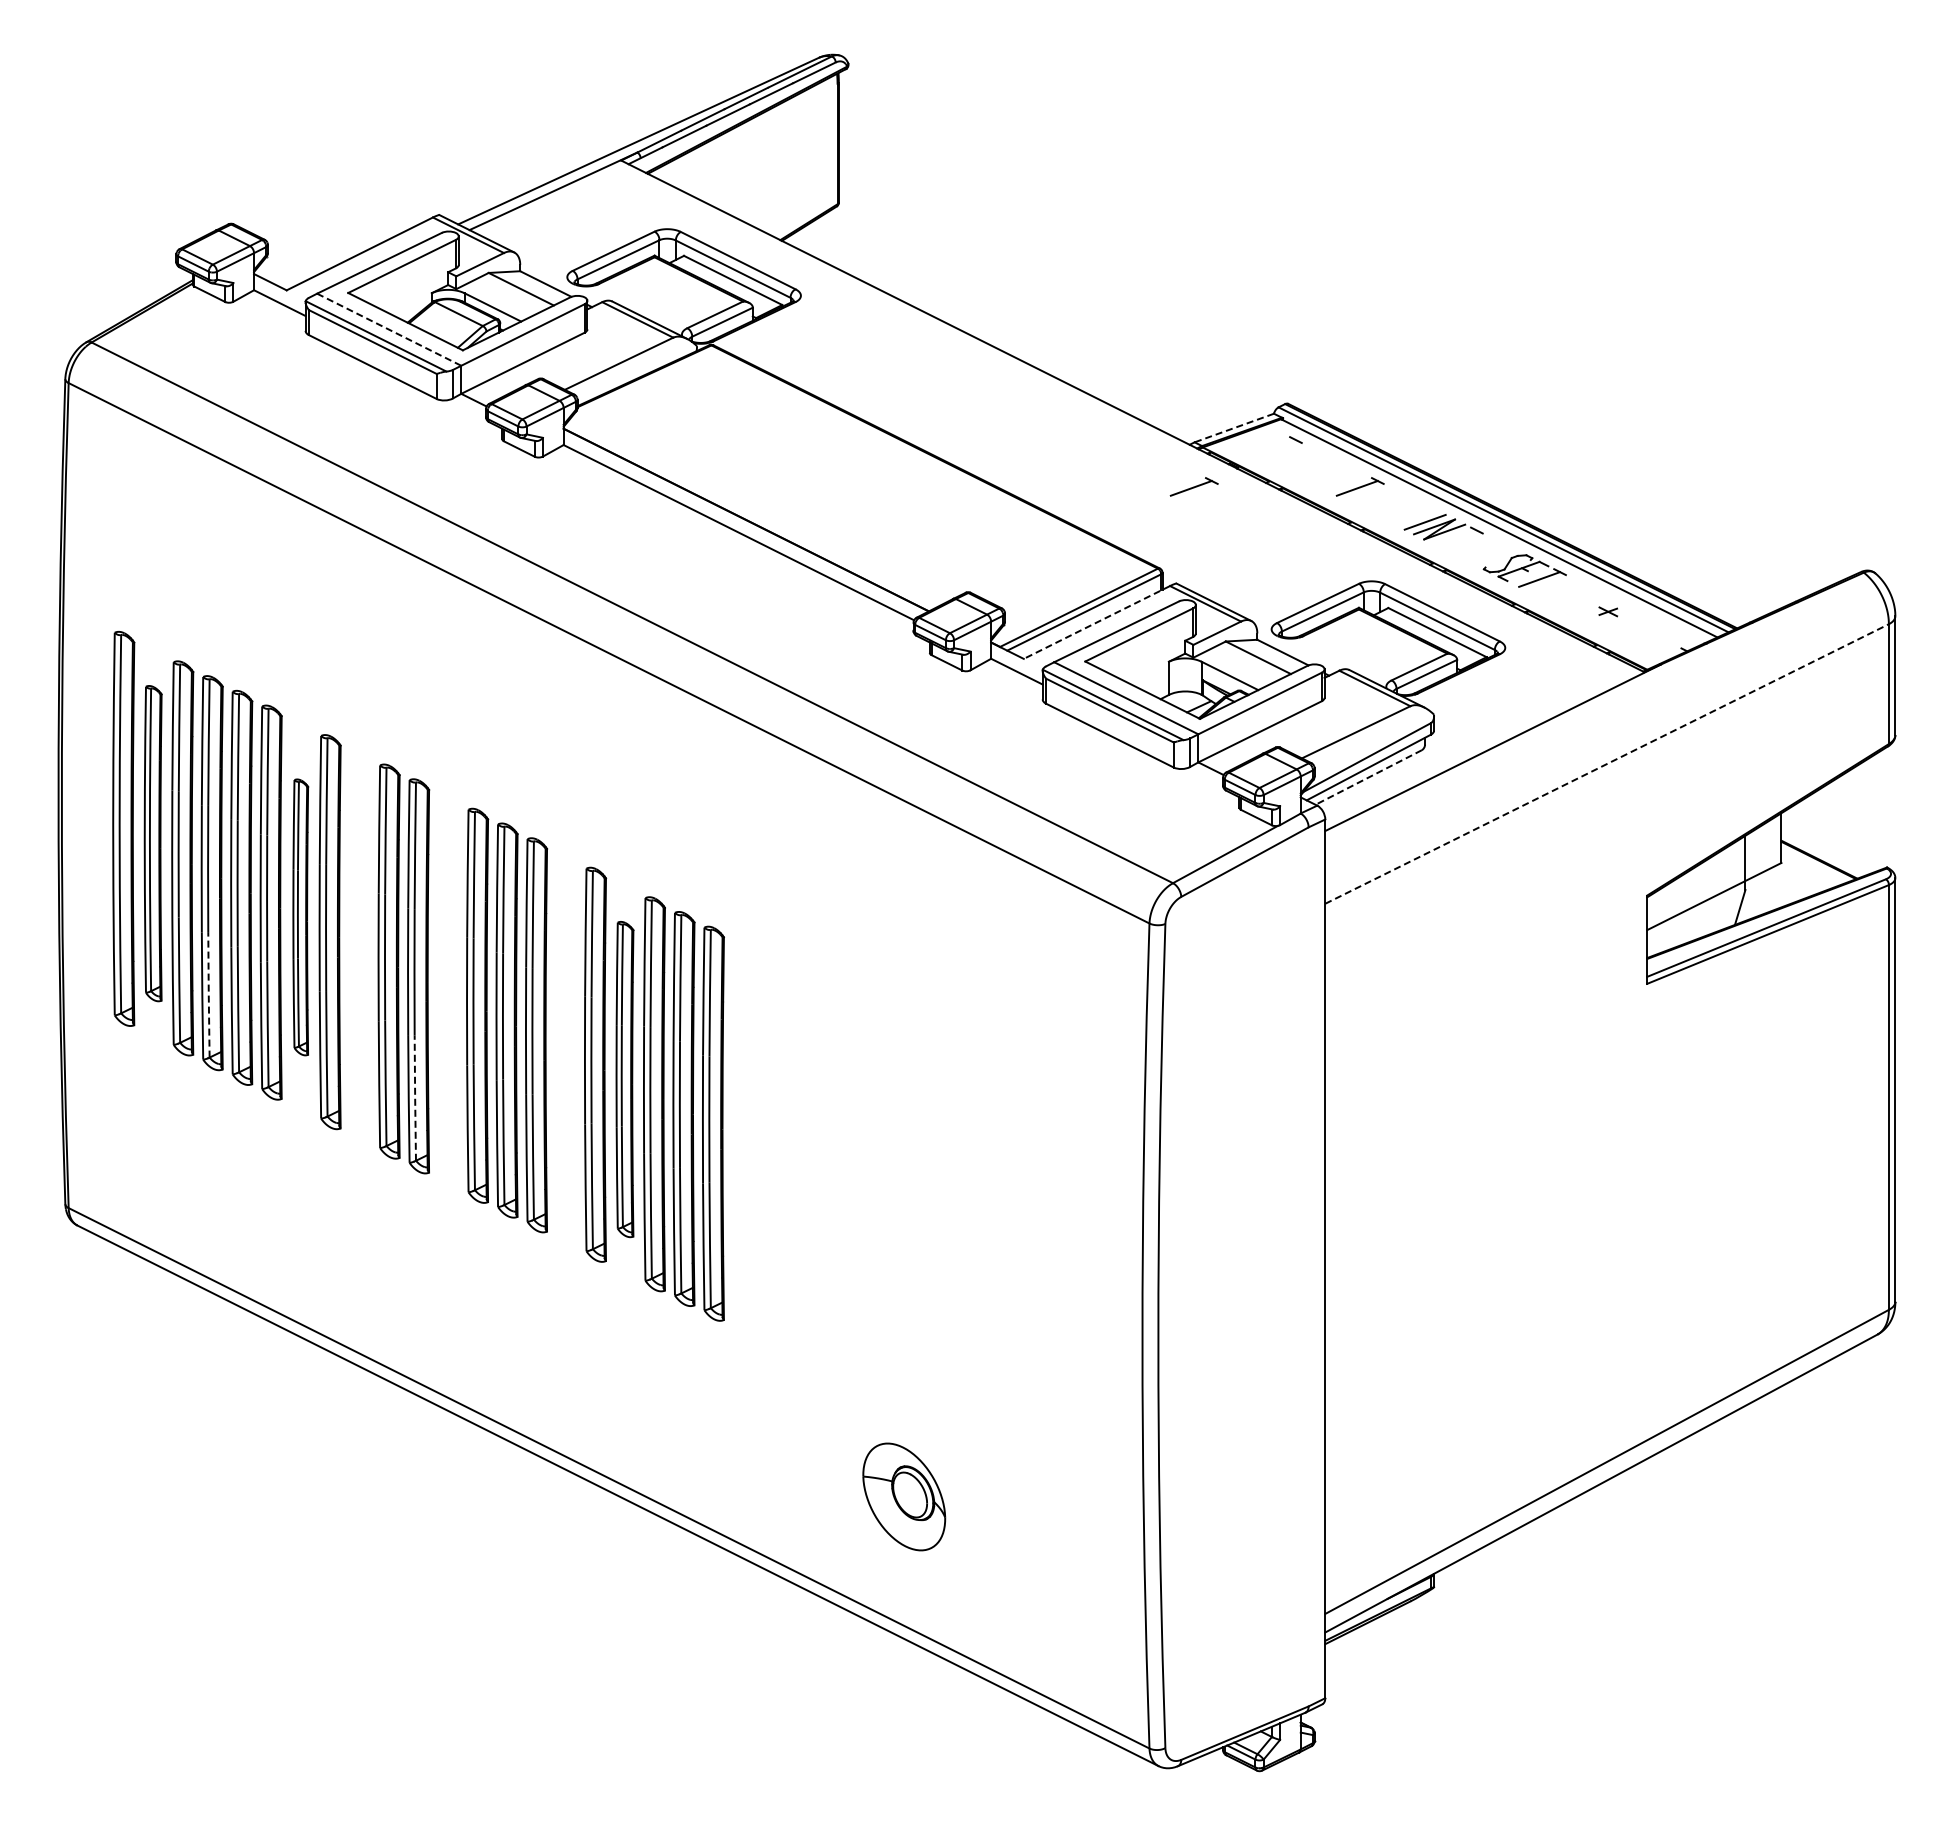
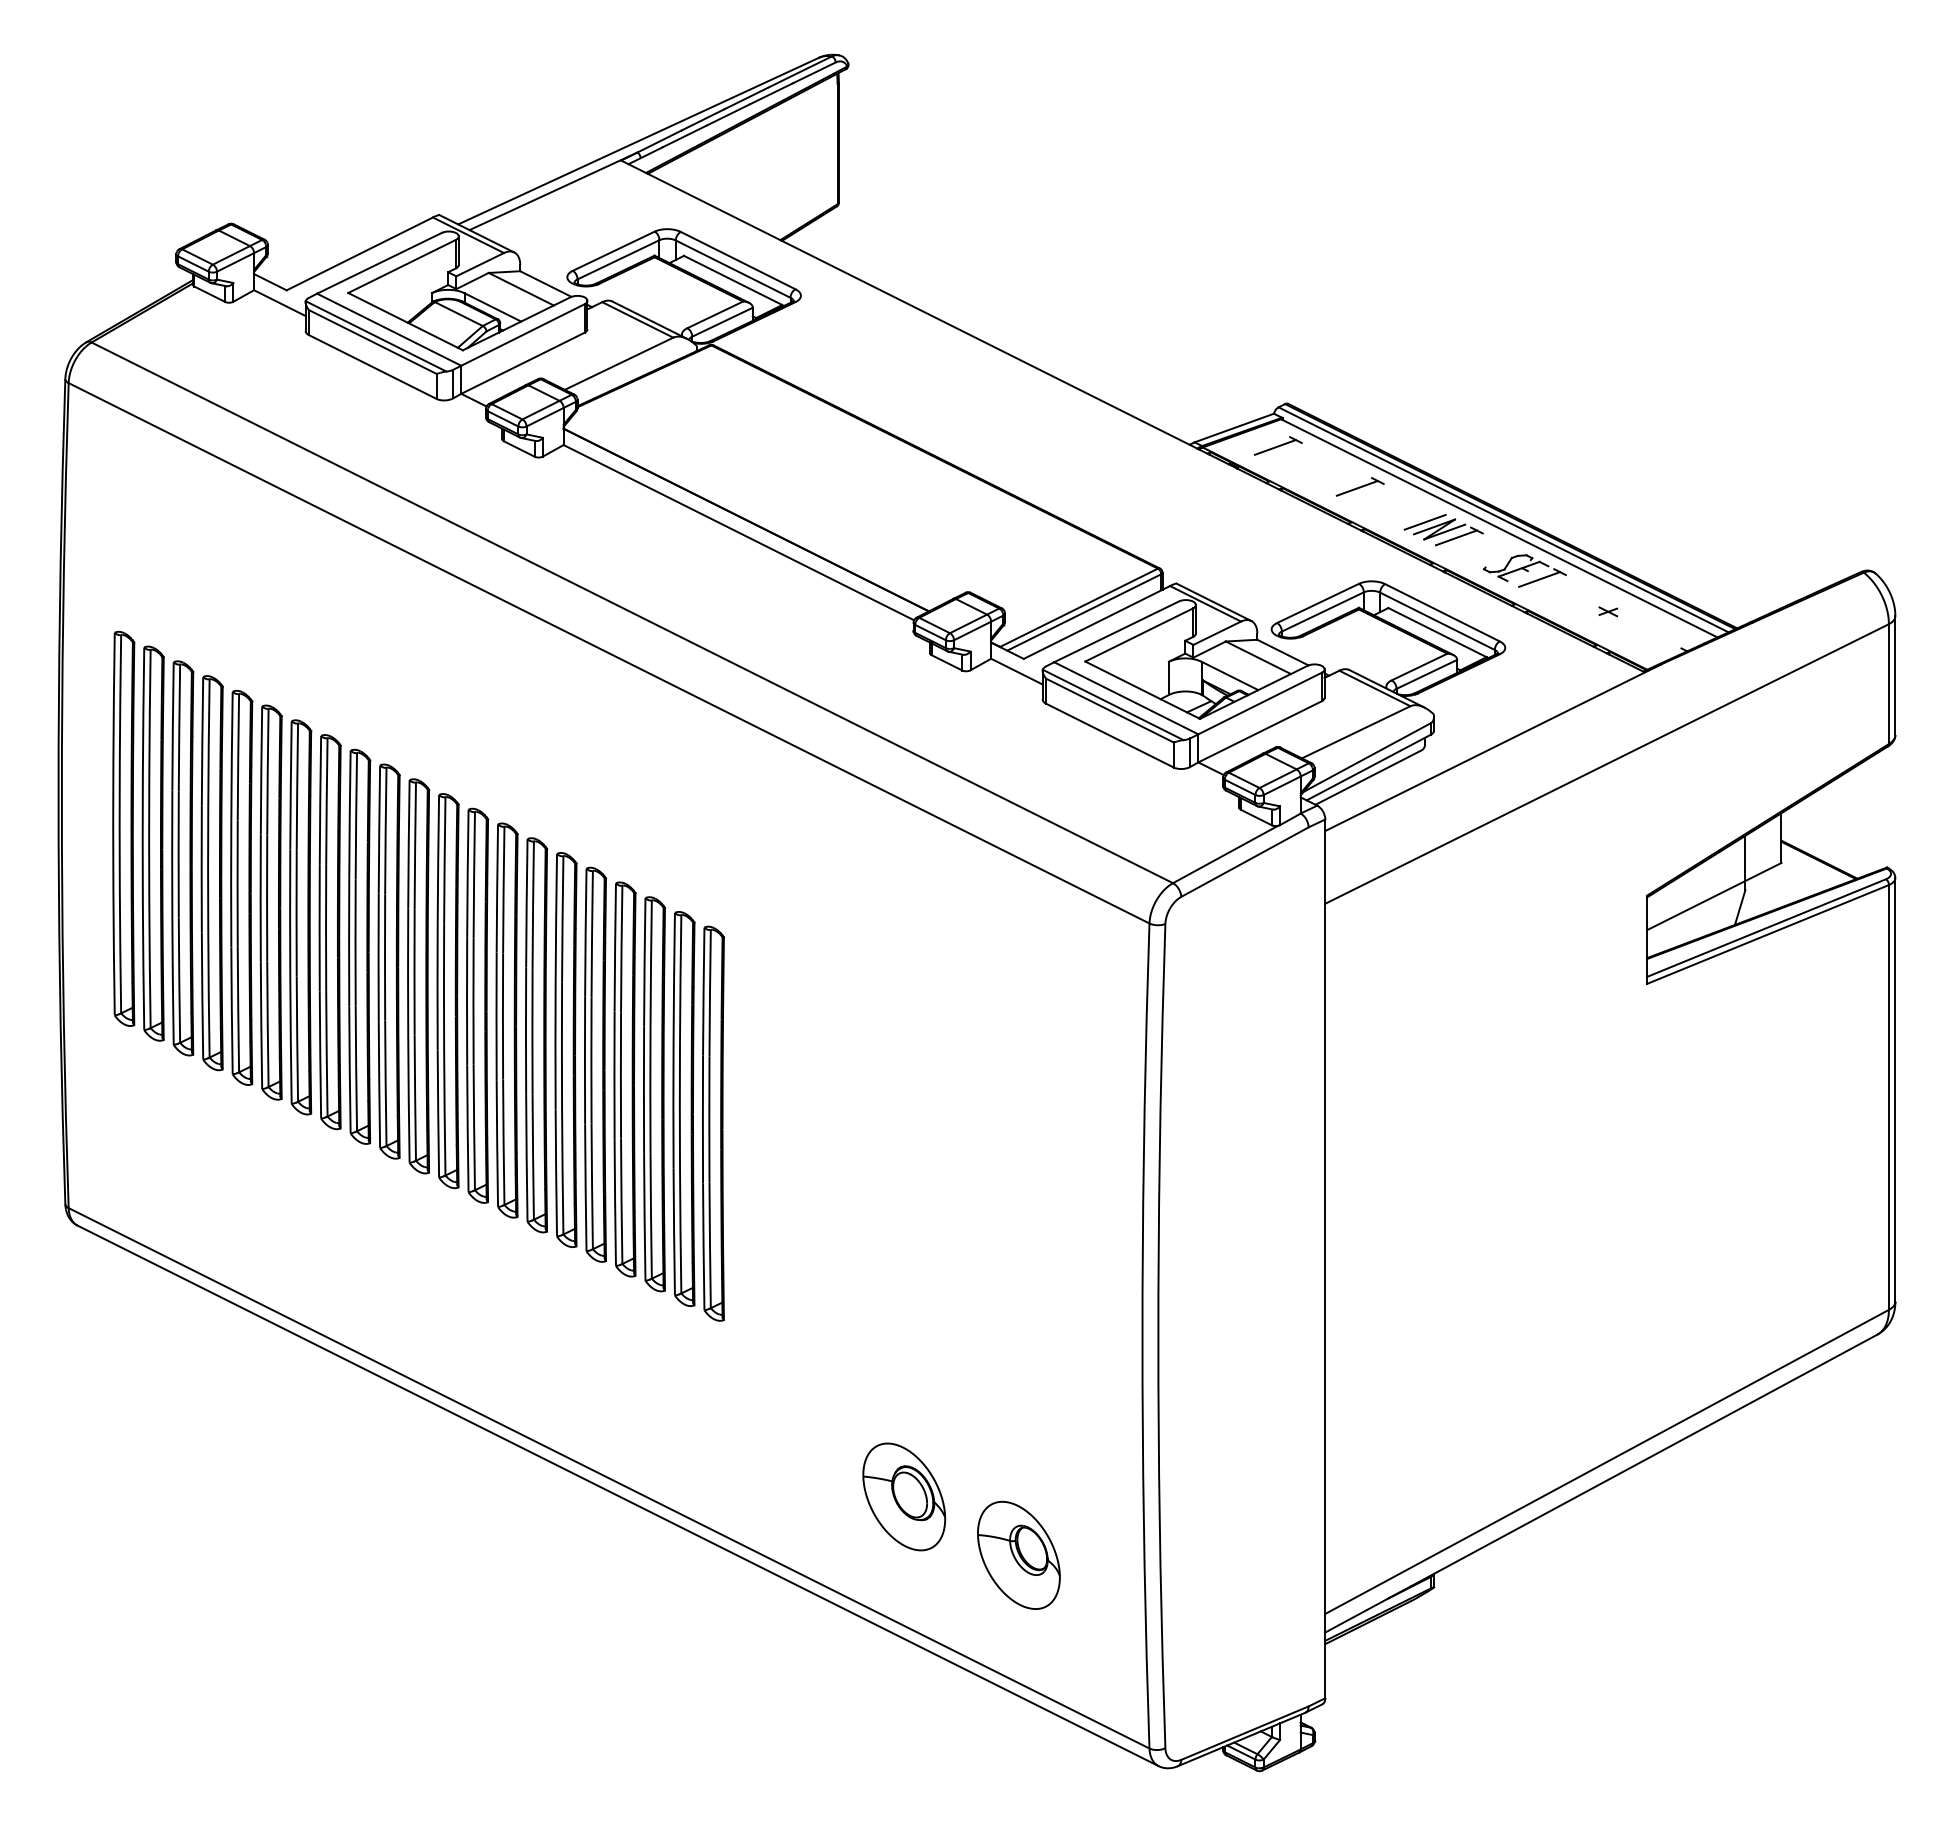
line: dashed -> solid (389, 329)
line: dashed -> solid (1233, 428)
line: none -> present (1274, 447)
part: present -> none (1193, 486)
line: none -> present (1455, 537)
line: dashed -> solid (1096, 622)
line: dashed -> solid (1607, 764)
line: dashed -> solid (1368, 777)
part size: 20x318 px -> 24x397 px (152, 843)
part size: 18x279 px -> 24x397 px (300, 917)
part: none -> present (359, 946)
part: none -> present (447, 991)
line: dashed -> solid (208, 994)
part: none -> present (565, 1049)
part size: 20x318 px -> 24x397 px (624, 1079)
line: dashed -> solid (415, 1098)
part: none -> present (1018, 1554)
